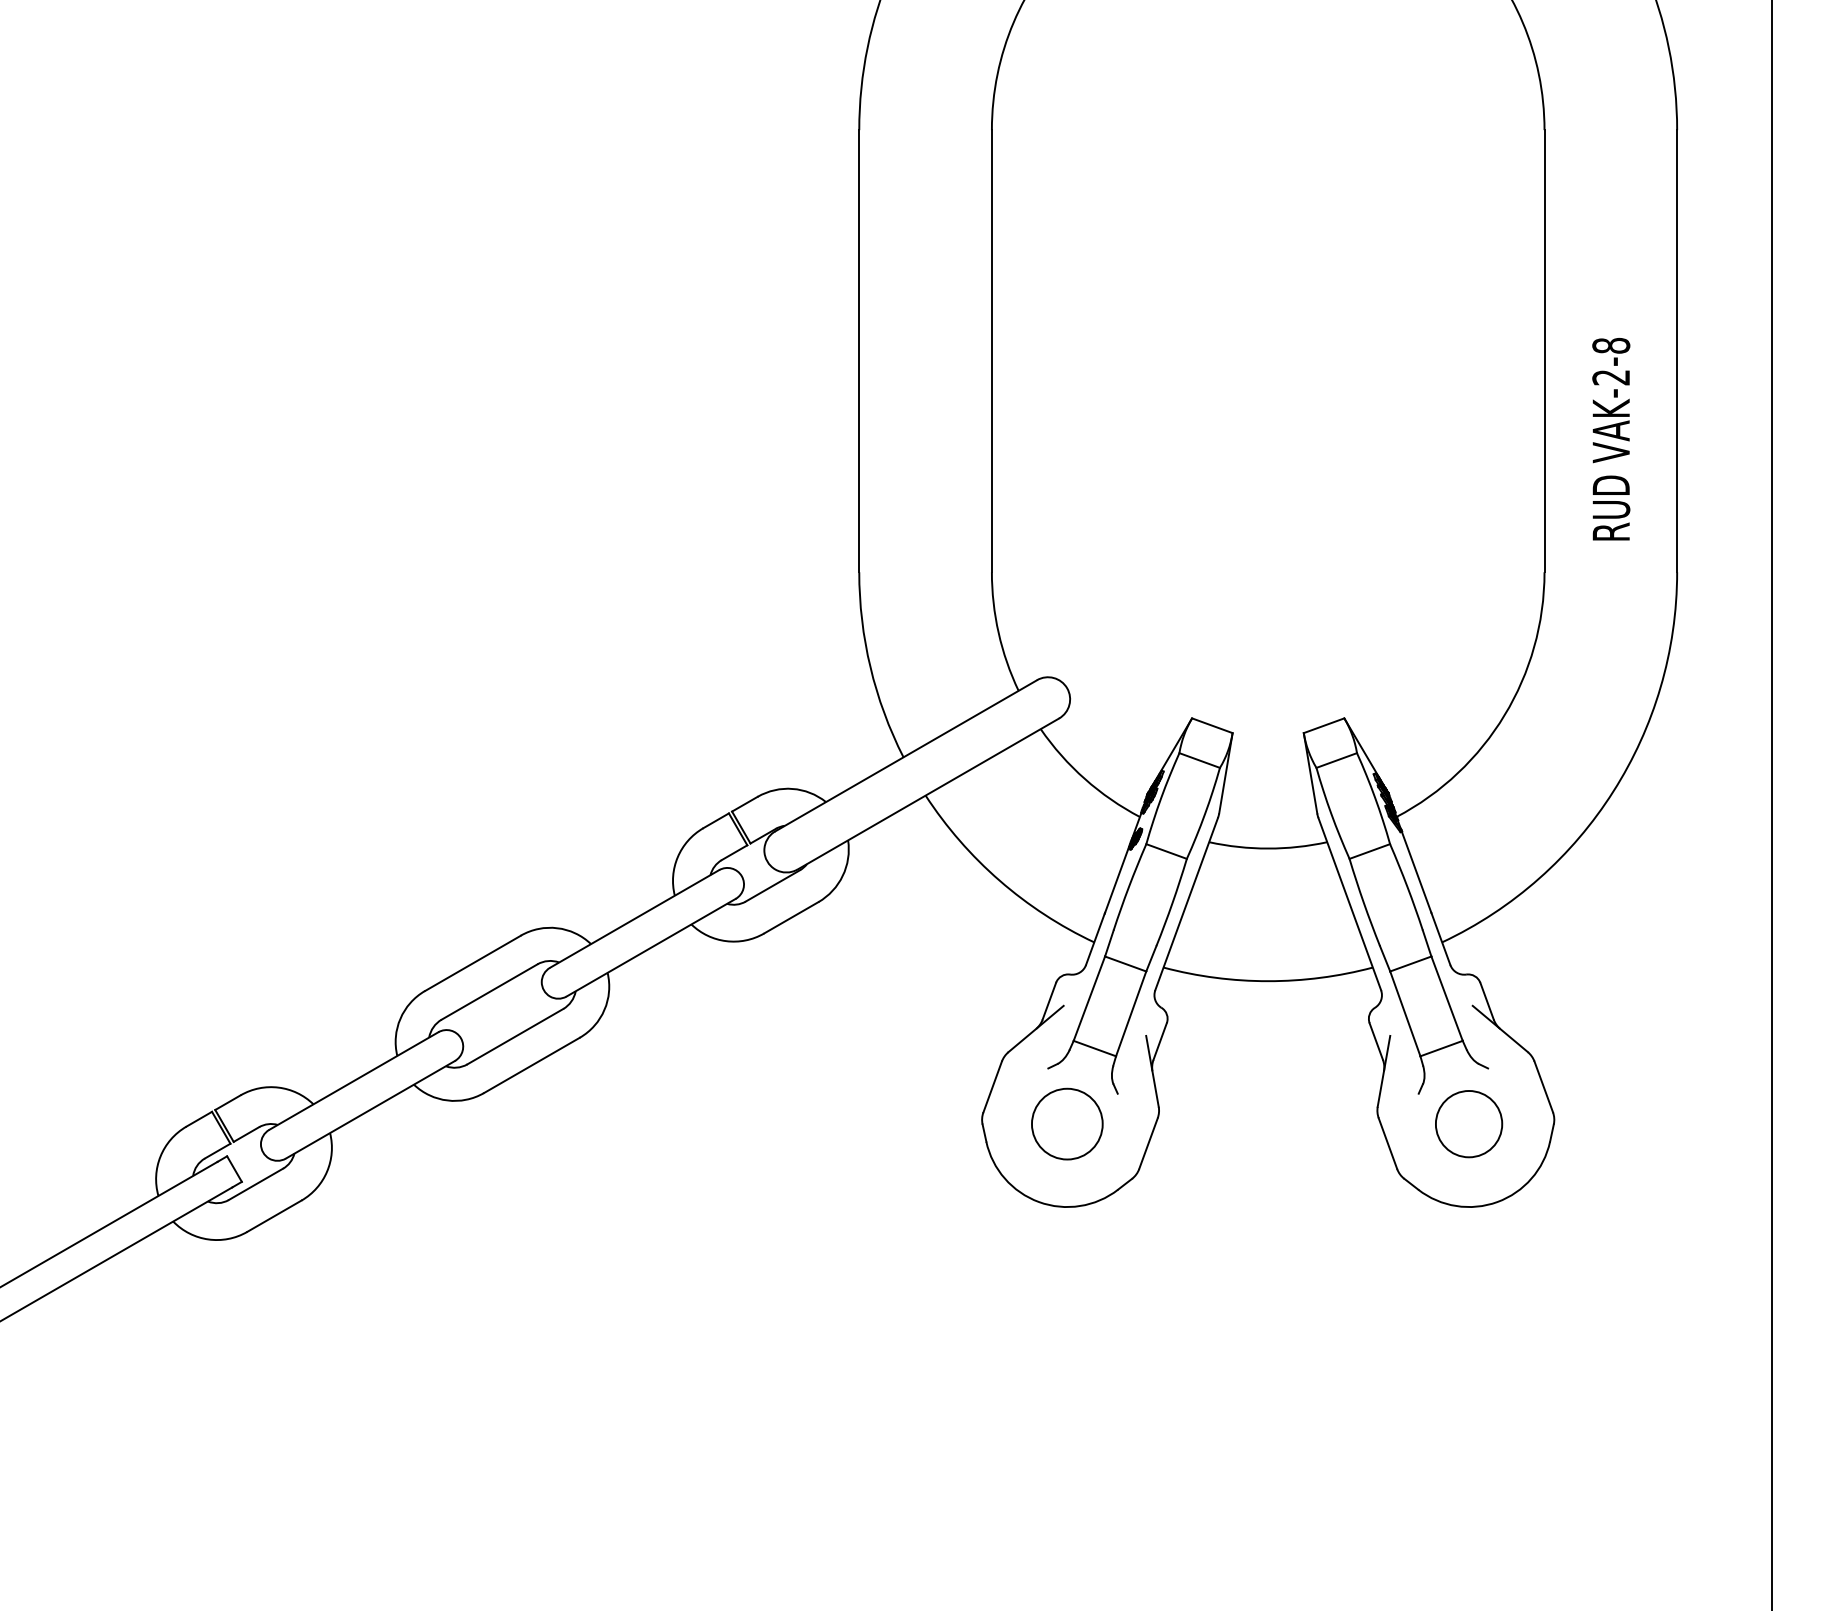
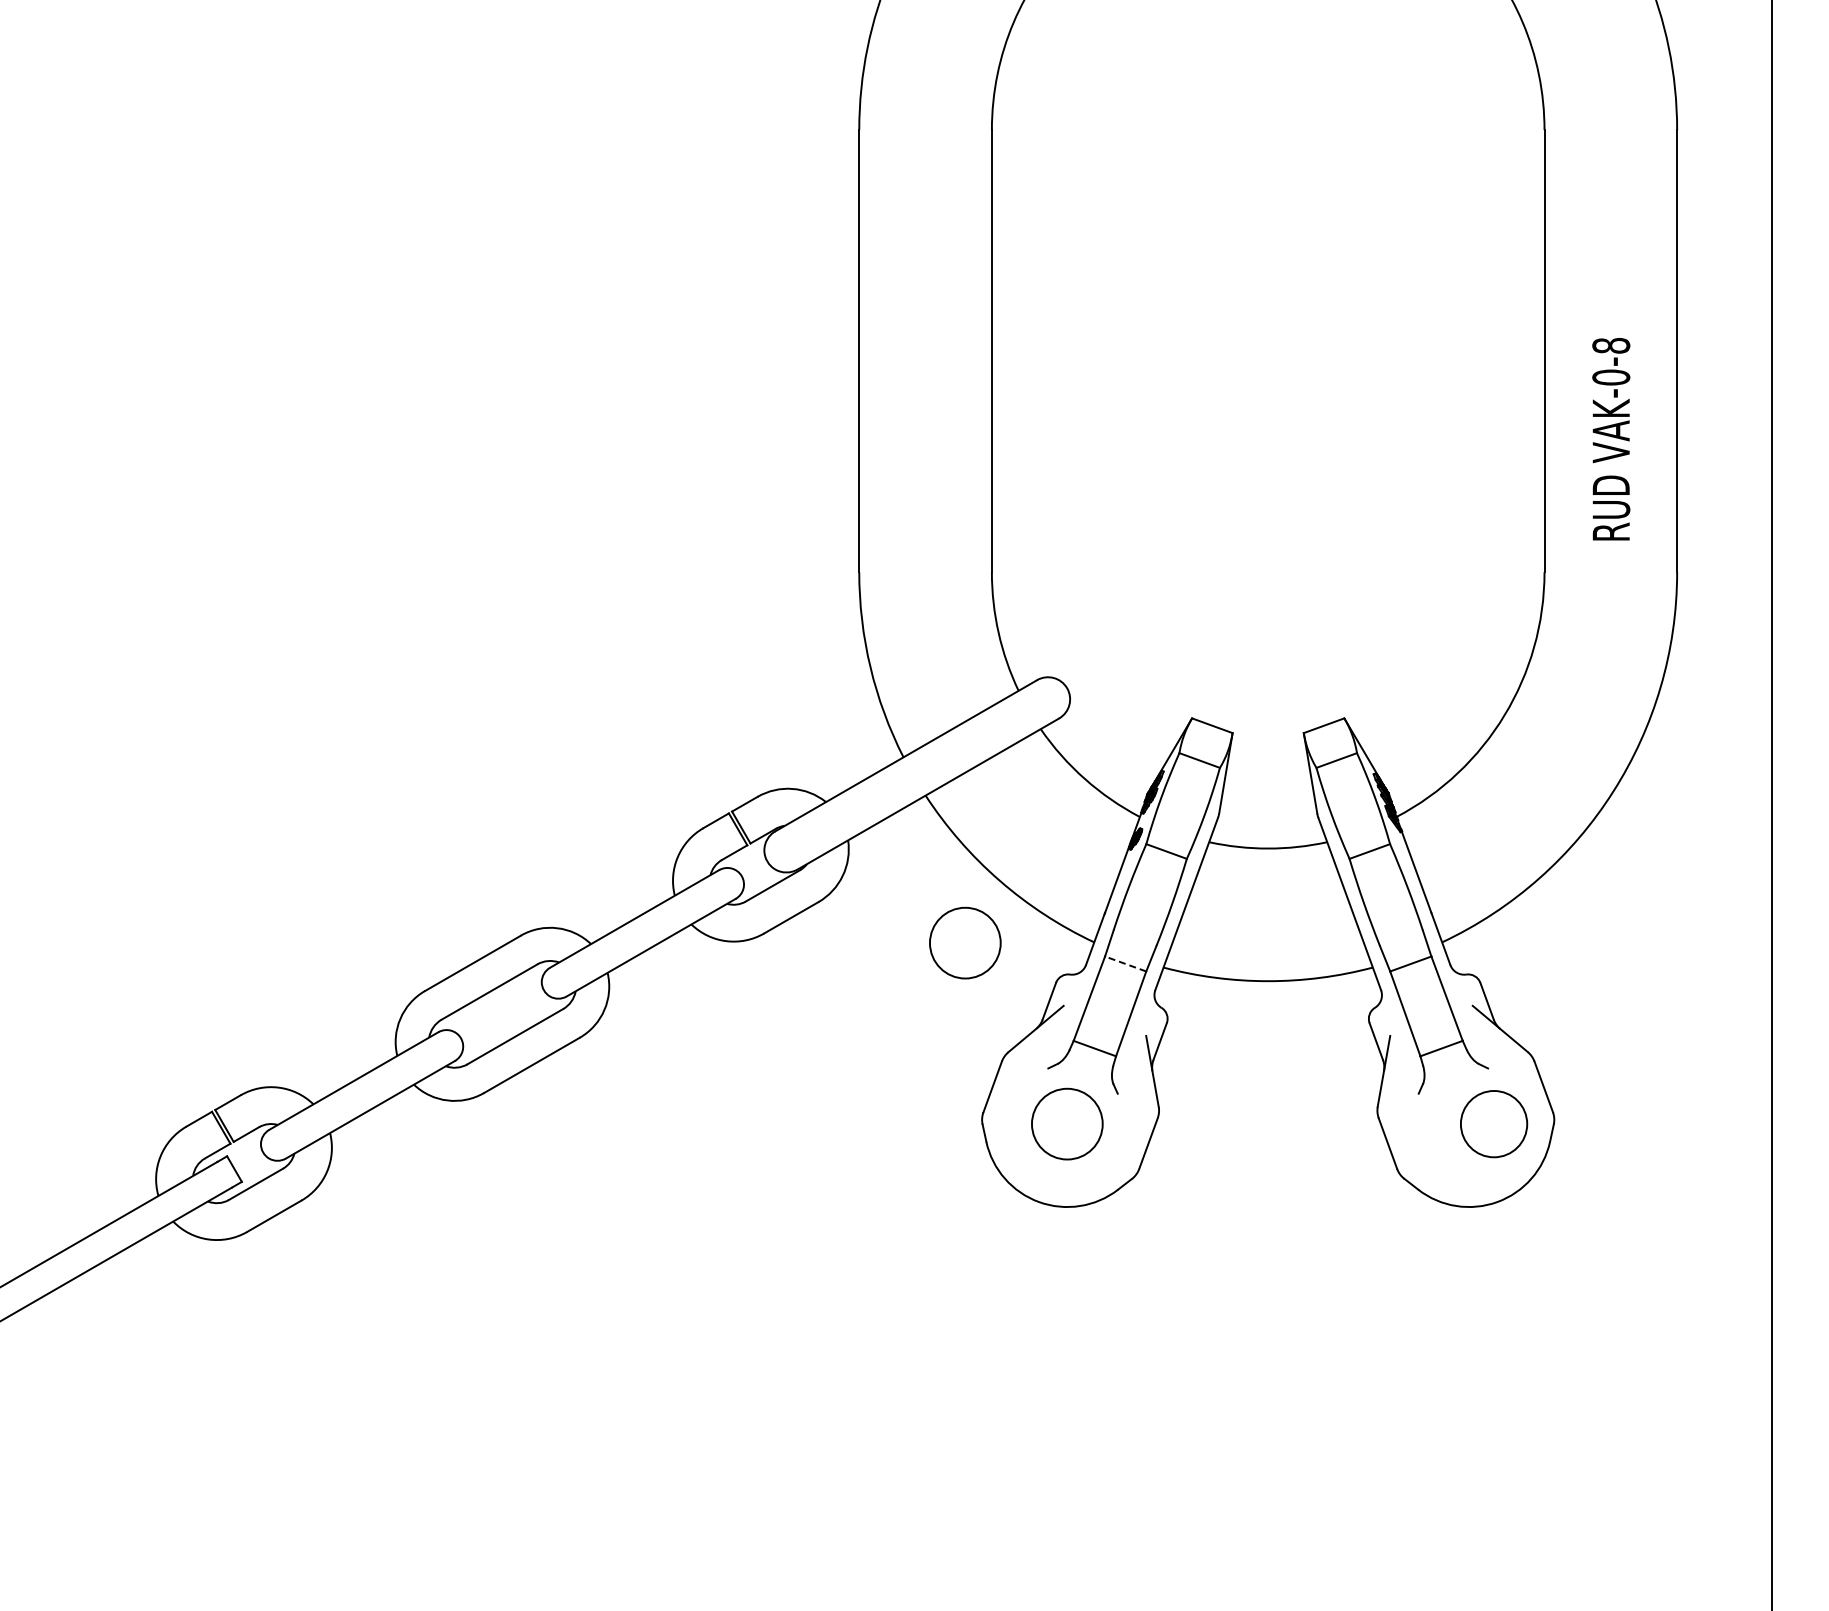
text: VAK-2-8 -> VAK-0-8 (1611, 377)
circle: none -> present (965, 942)
line: solid -> dashed (1125, 964)
circle position: (1469, 1124) -> (1494, 1124) (1494, 1124)
